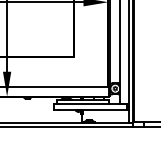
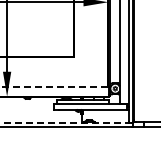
line: solid -> dashed (54, 86)
line: solid -> dashed (66, 122)
